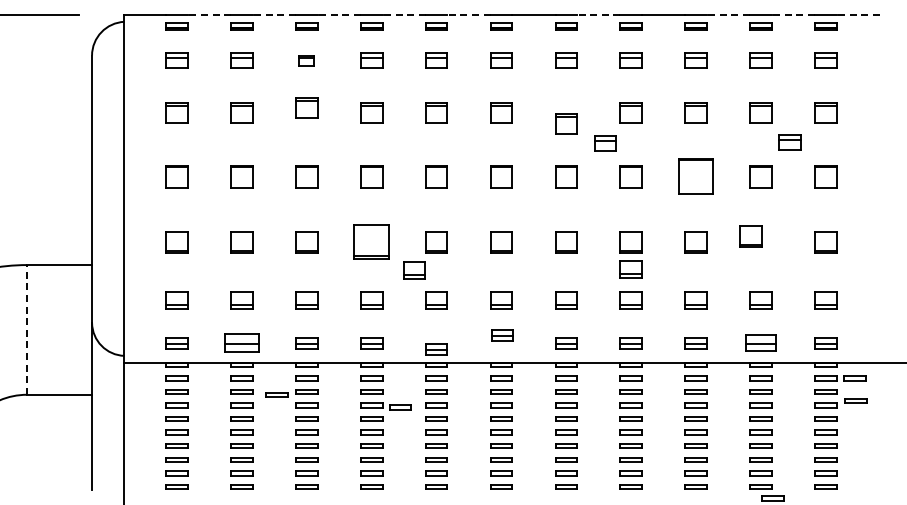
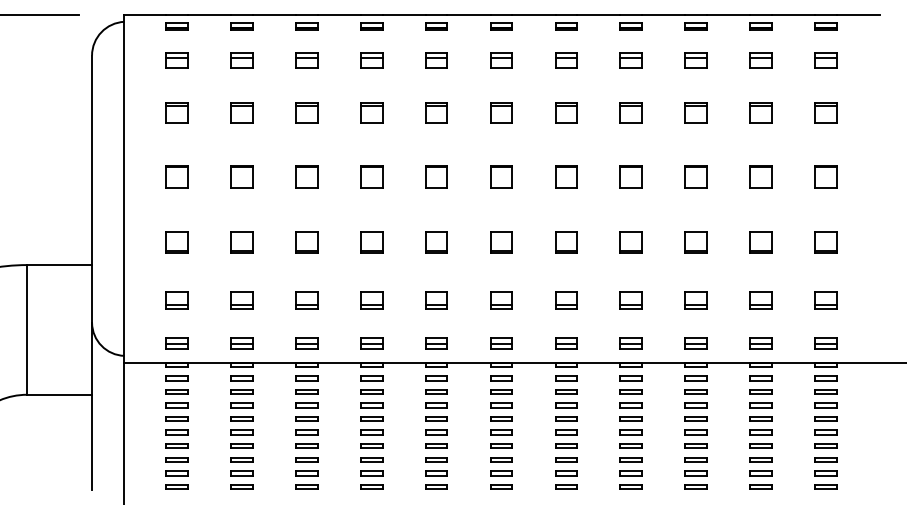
line: dashed -> solid (209, 15)
line: dashed -> solid (274, 15)
line: dashed -> solid (339, 15)
line: dashed -> solid (404, 15)
line: dashed -> solid (469, 15)
line: dashed -> solid (598, 15)
line: dashed -> solid (728, 15)
line: dashed -> solid (793, 15)
line: dashed -> solid (858, 15)
part size: 17x12 px -> 24x17 px (306, 60)
part position: (306, 107) -> (306, 112) (306, 112)
part position: (566, 123) -> (566, 112) (566, 112)
part: present -> none (789, 142)
part: present -> none (605, 143)
part size: 36x37 px -> 24x24 px (695, 176)
part position: (750, 236) -> (760, 242) (760, 242)
part size: 37x36 px -> 24x23 px (371, 242)
part: present -> none (630, 269)
part: present -> none (414, 270)
line: dashed -> solid (27, 329)
part position: (502, 335) -> (501, 343) (501, 343)
part size: 36x20 px -> 24x13 px (241, 343)
part size: 32x18 px -> 24x13 px (760, 343)
part position: (436, 349) -> (436, 343) (436, 343)
part: present -> none (854, 378)
part: present -> none (276, 394)
part: present -> none (855, 400)
part: present -> none (400, 407)
part: present -> none (772, 498)
